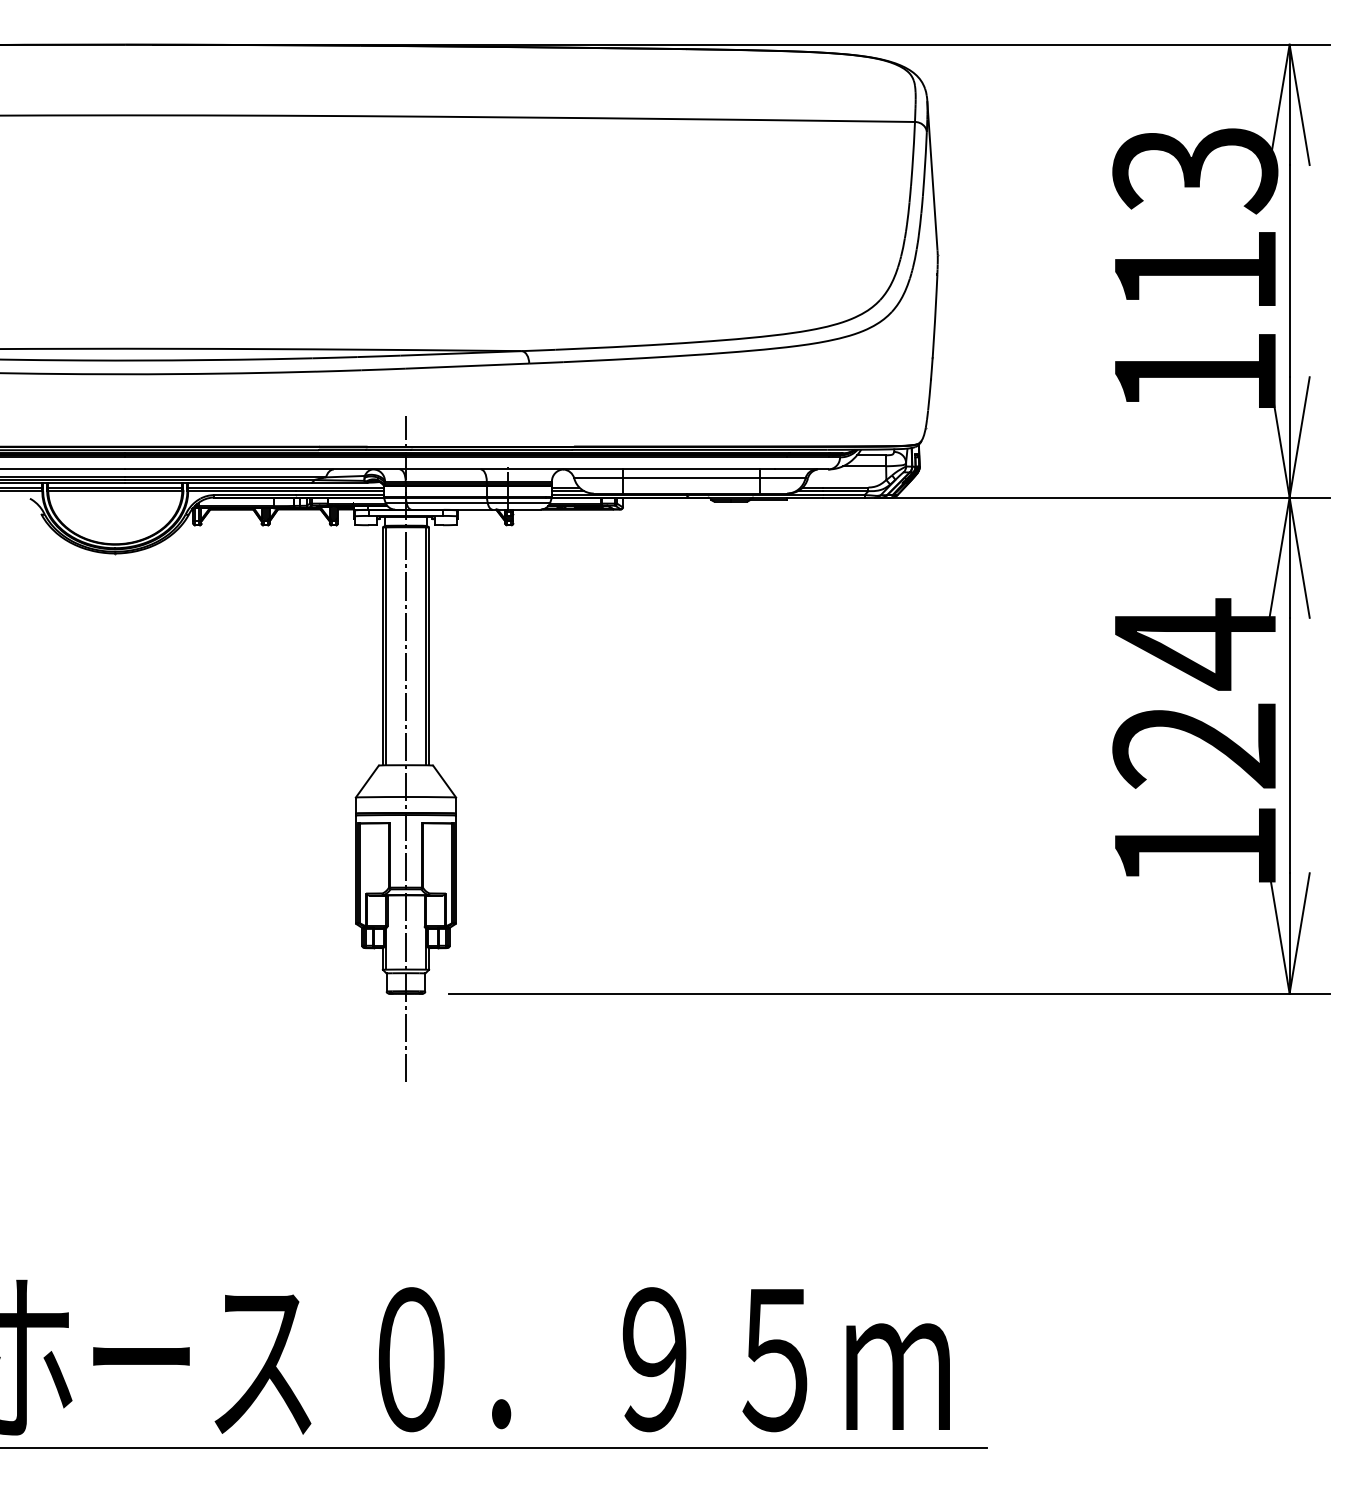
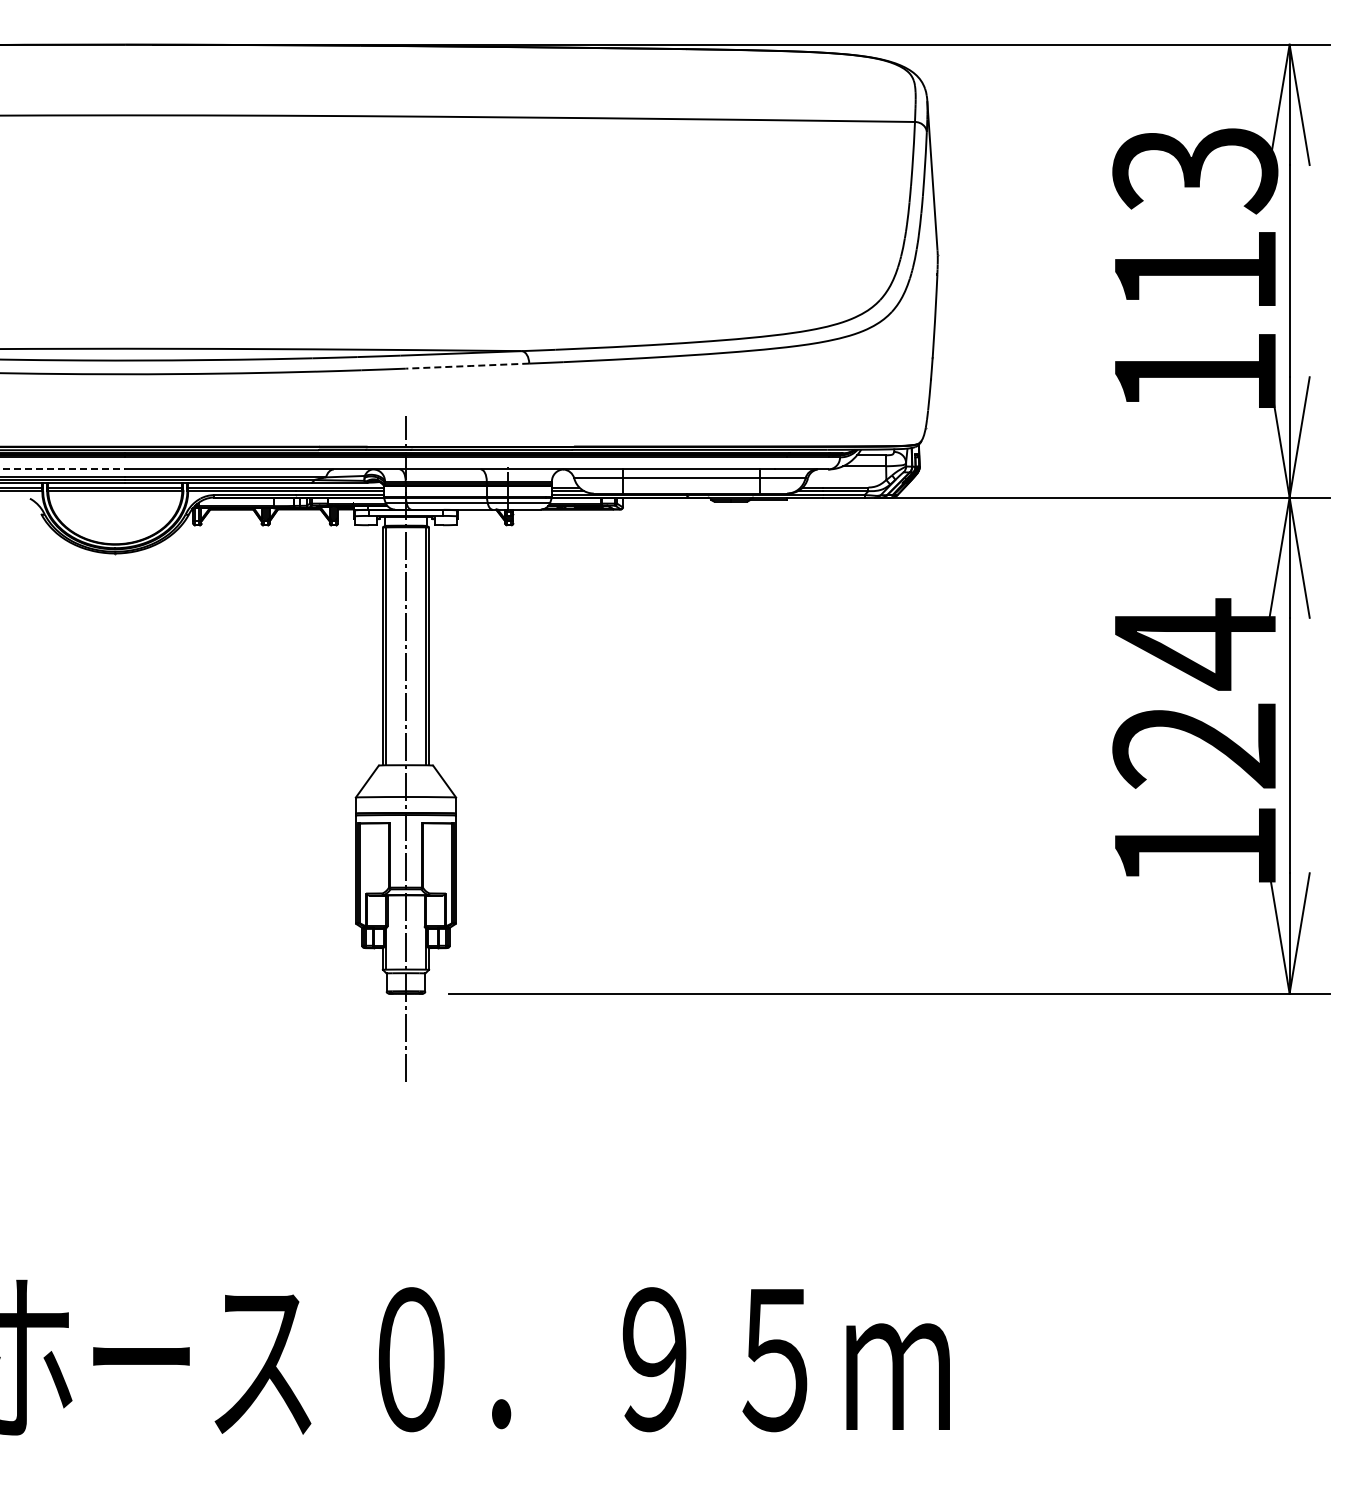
line: solid -> dashed (467, 366)
line: solid -> dashed (63, 469)
line: present -> none (494, 1447)
